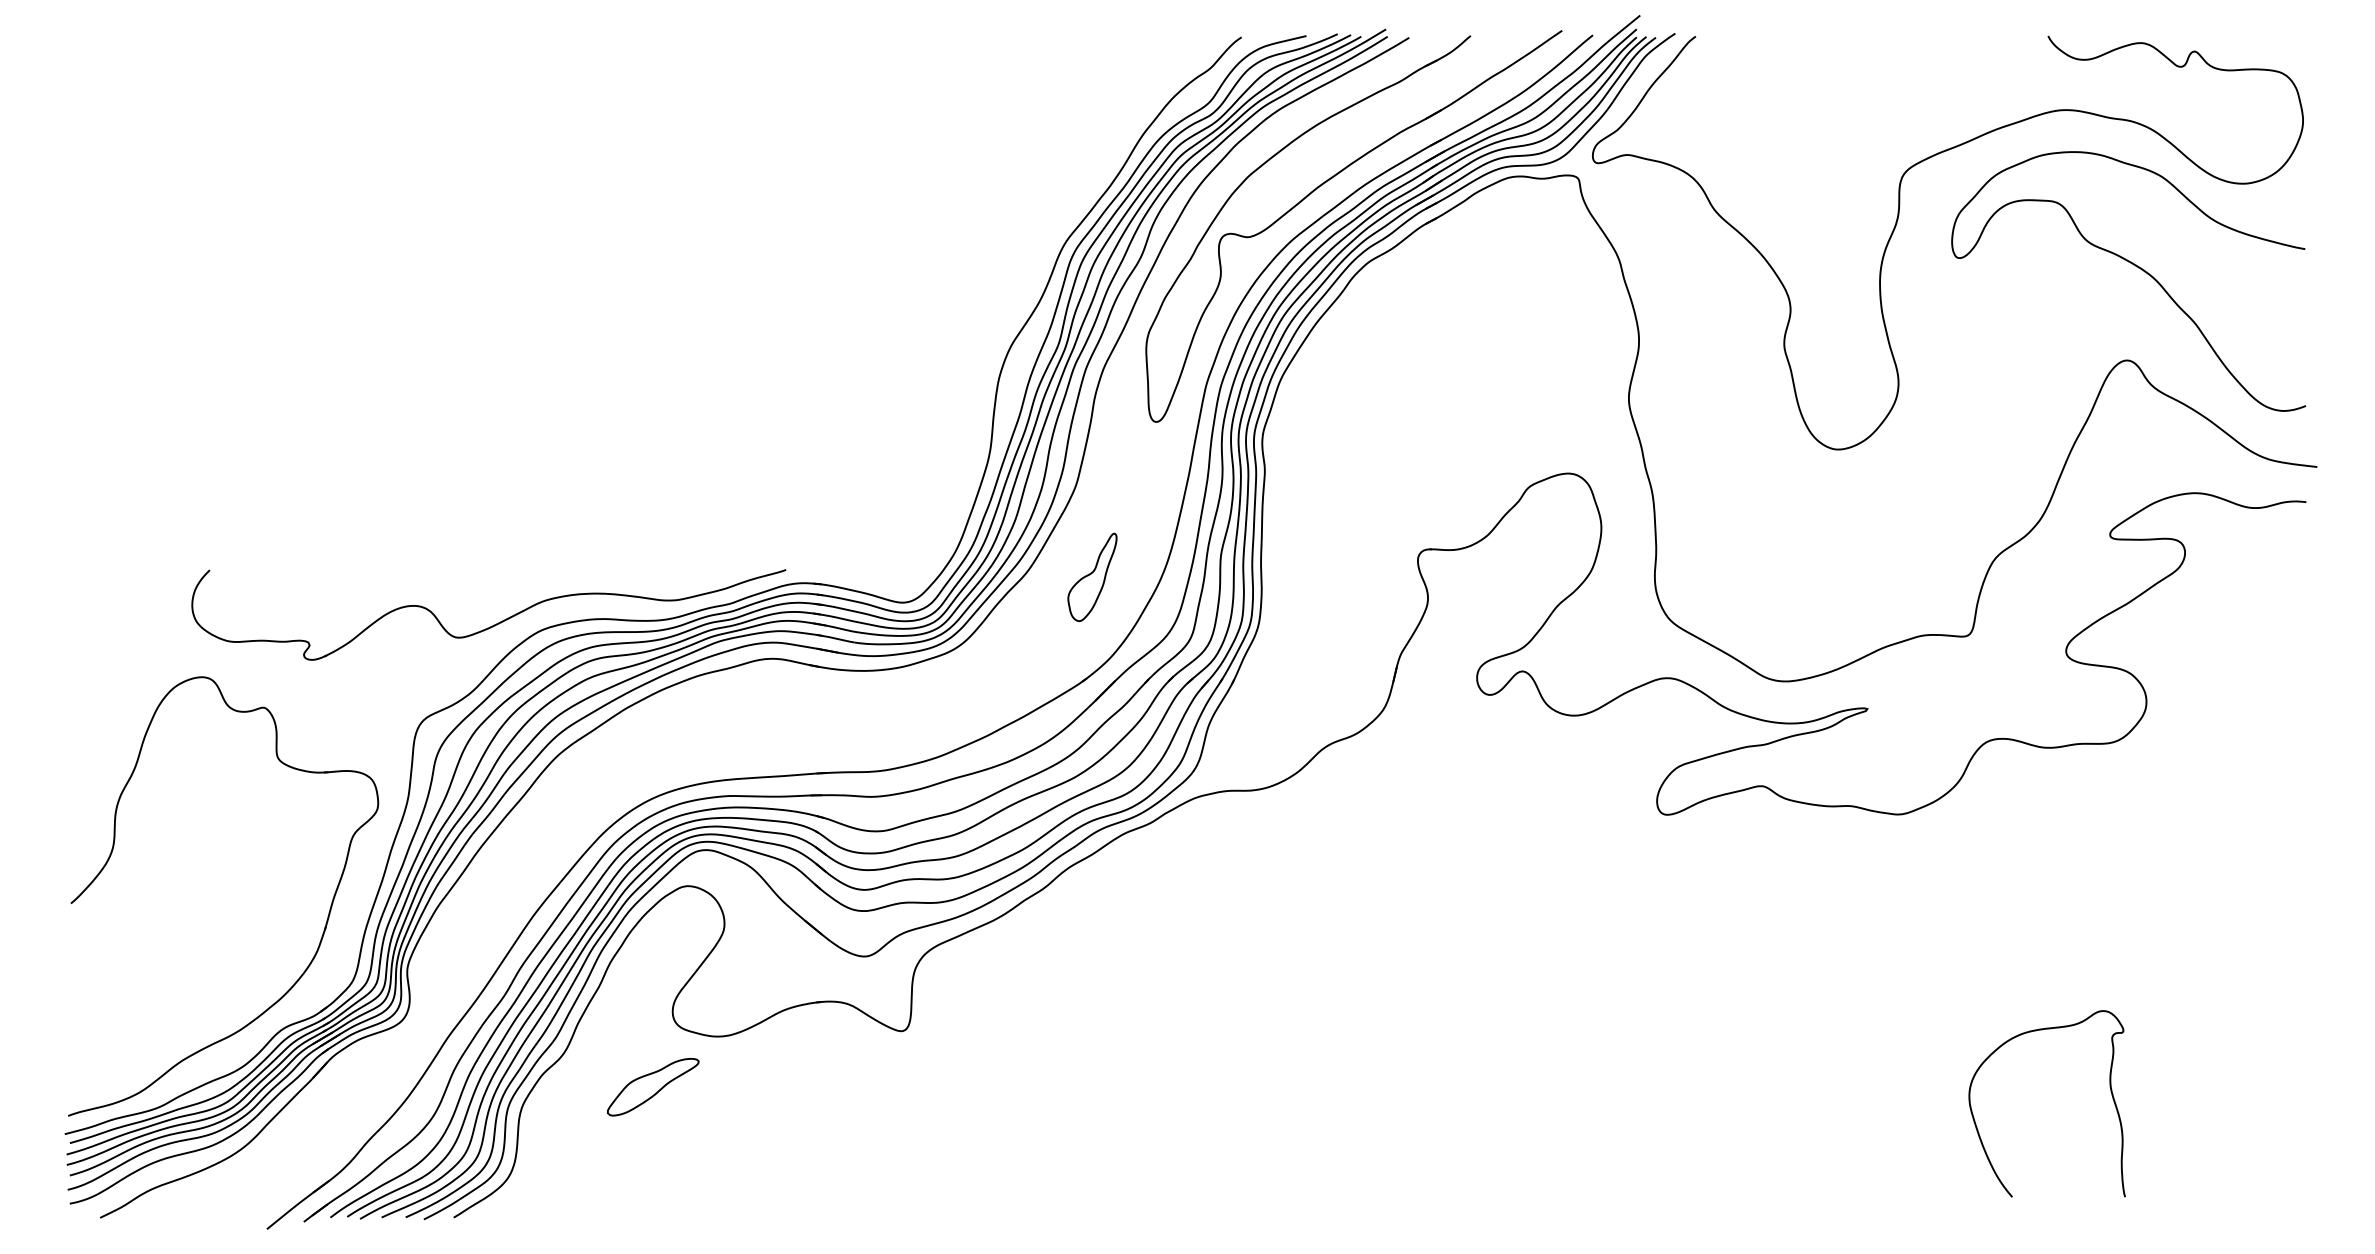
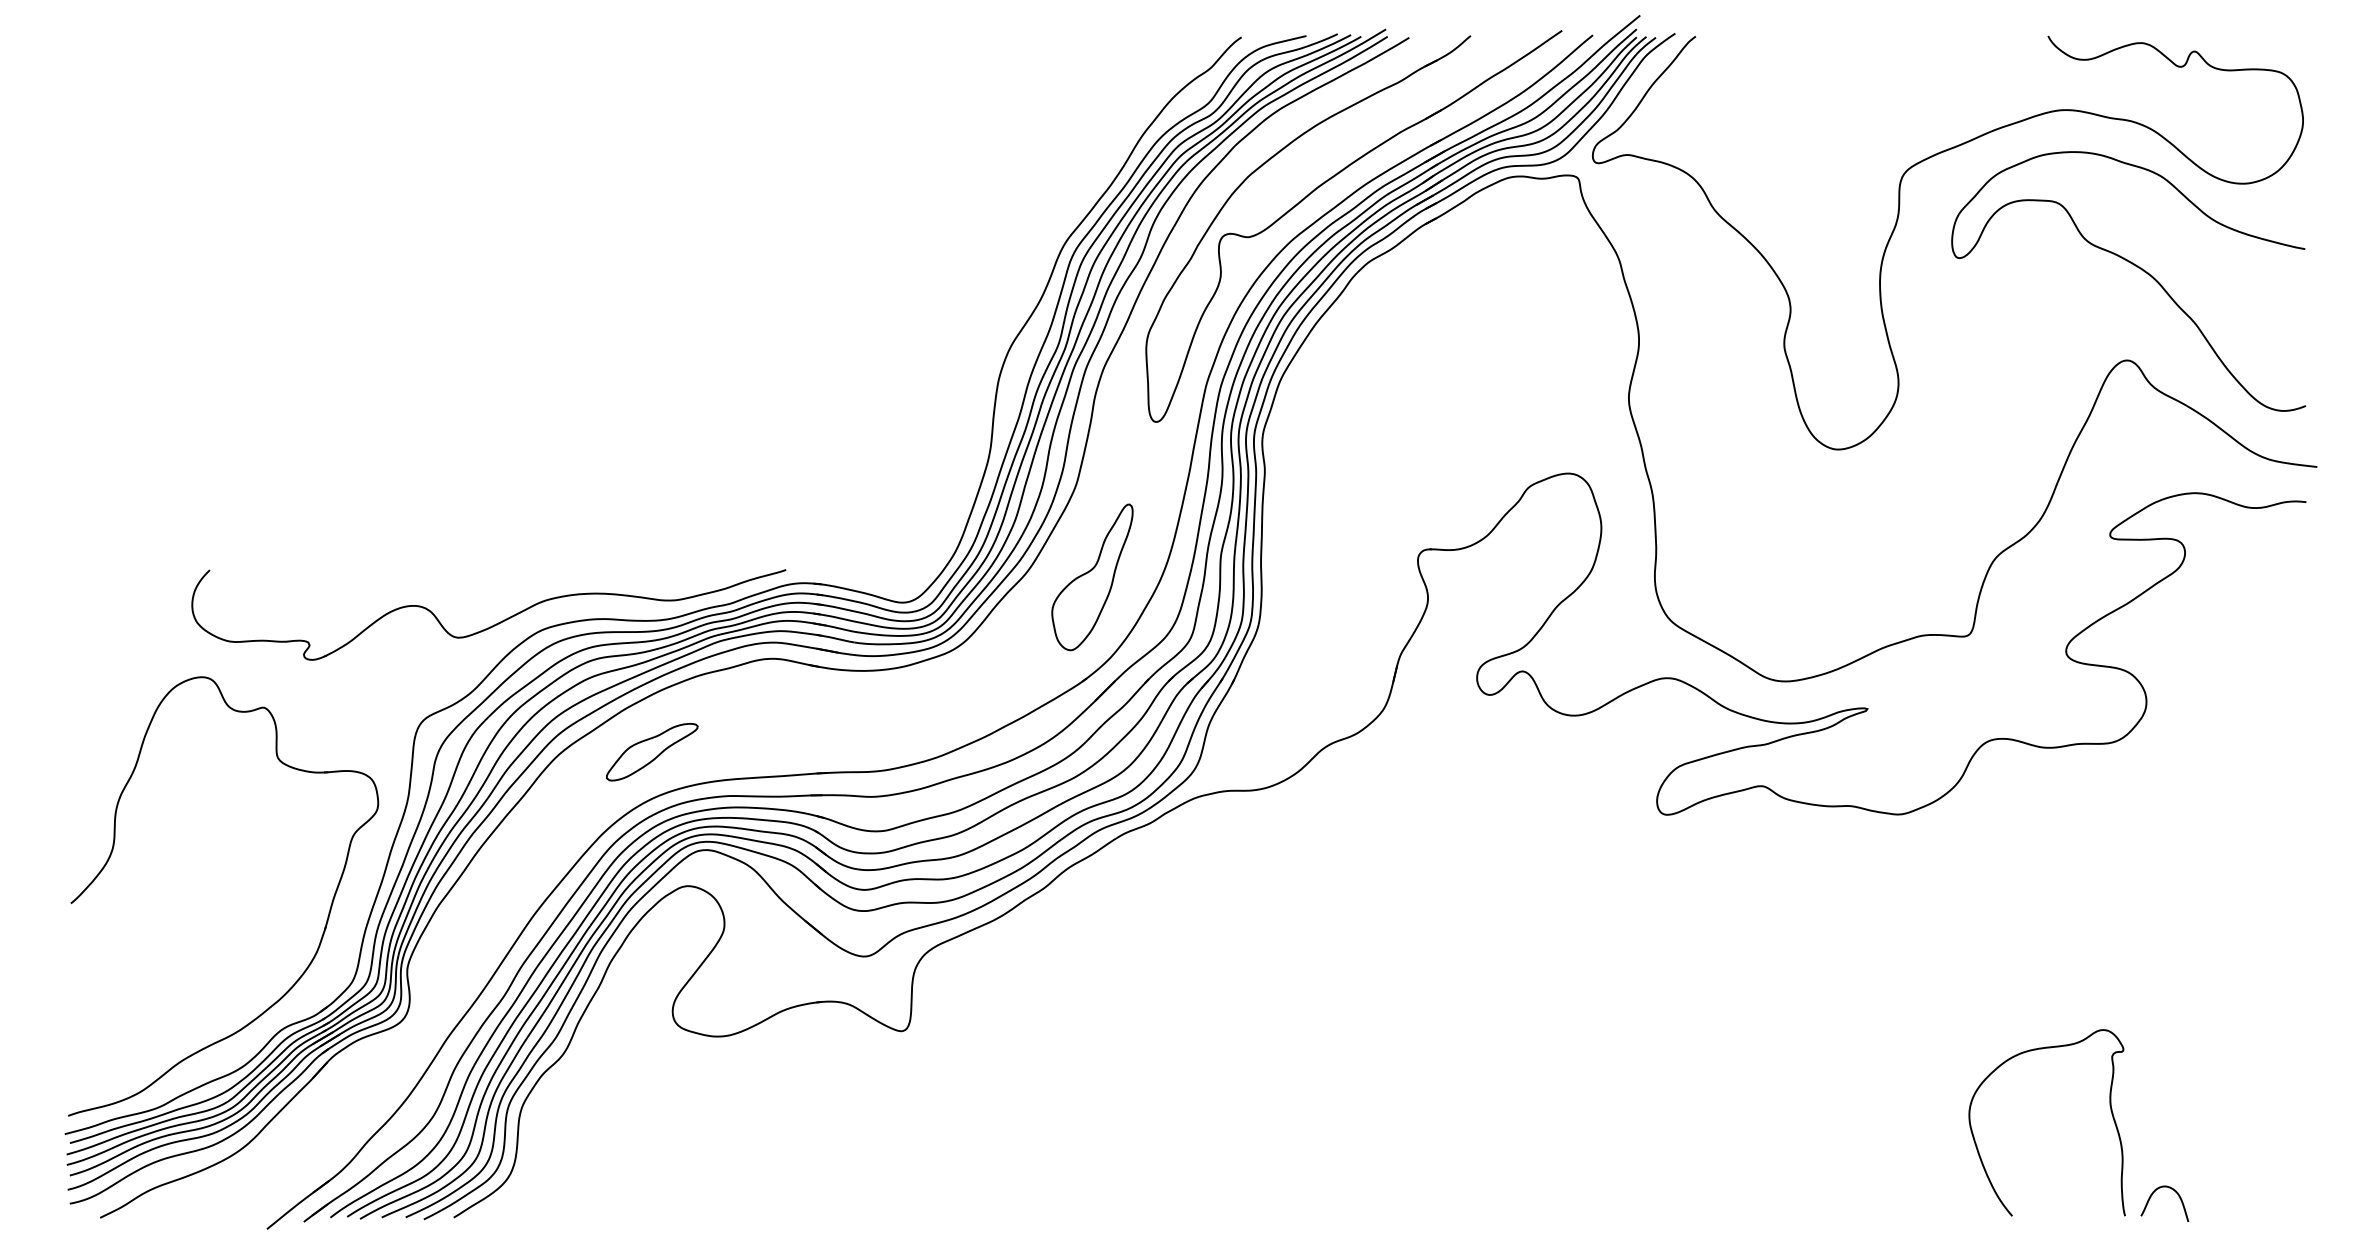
part size: 51x91 px -> 83x149 px (1092, 577)
part position: (653, 1087) -> (652, 752) (652, 752)
curve position: (2110, 1091) -> (2110, 1110) (2110, 1110)
curve: none -> present (2153, 1194)
